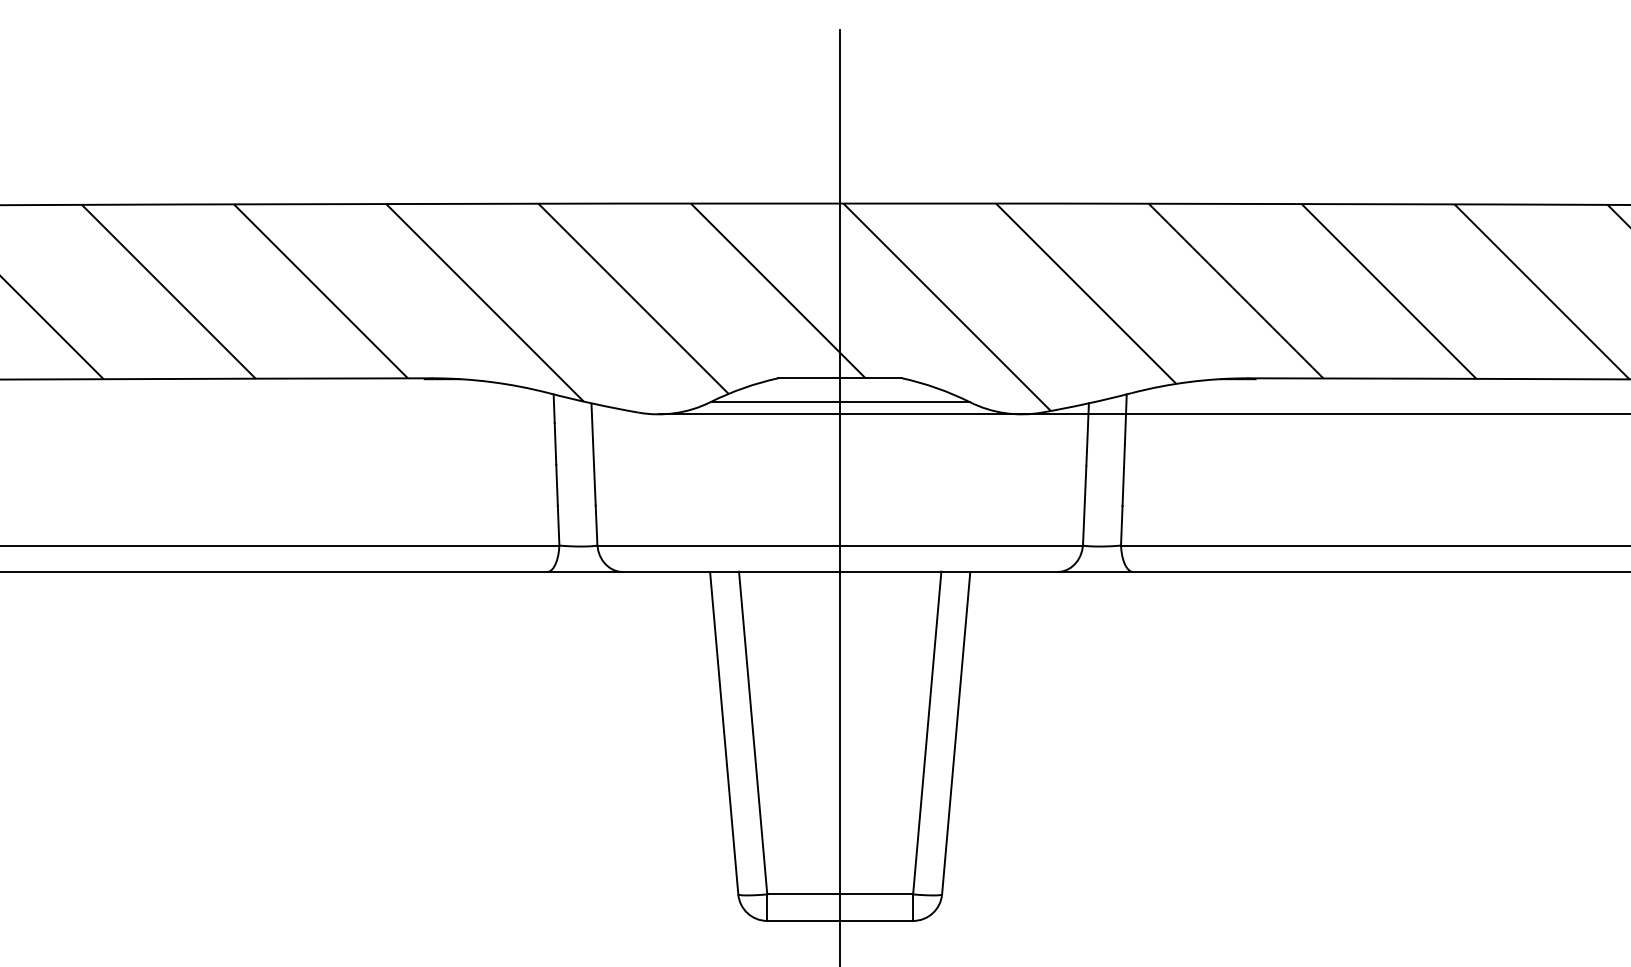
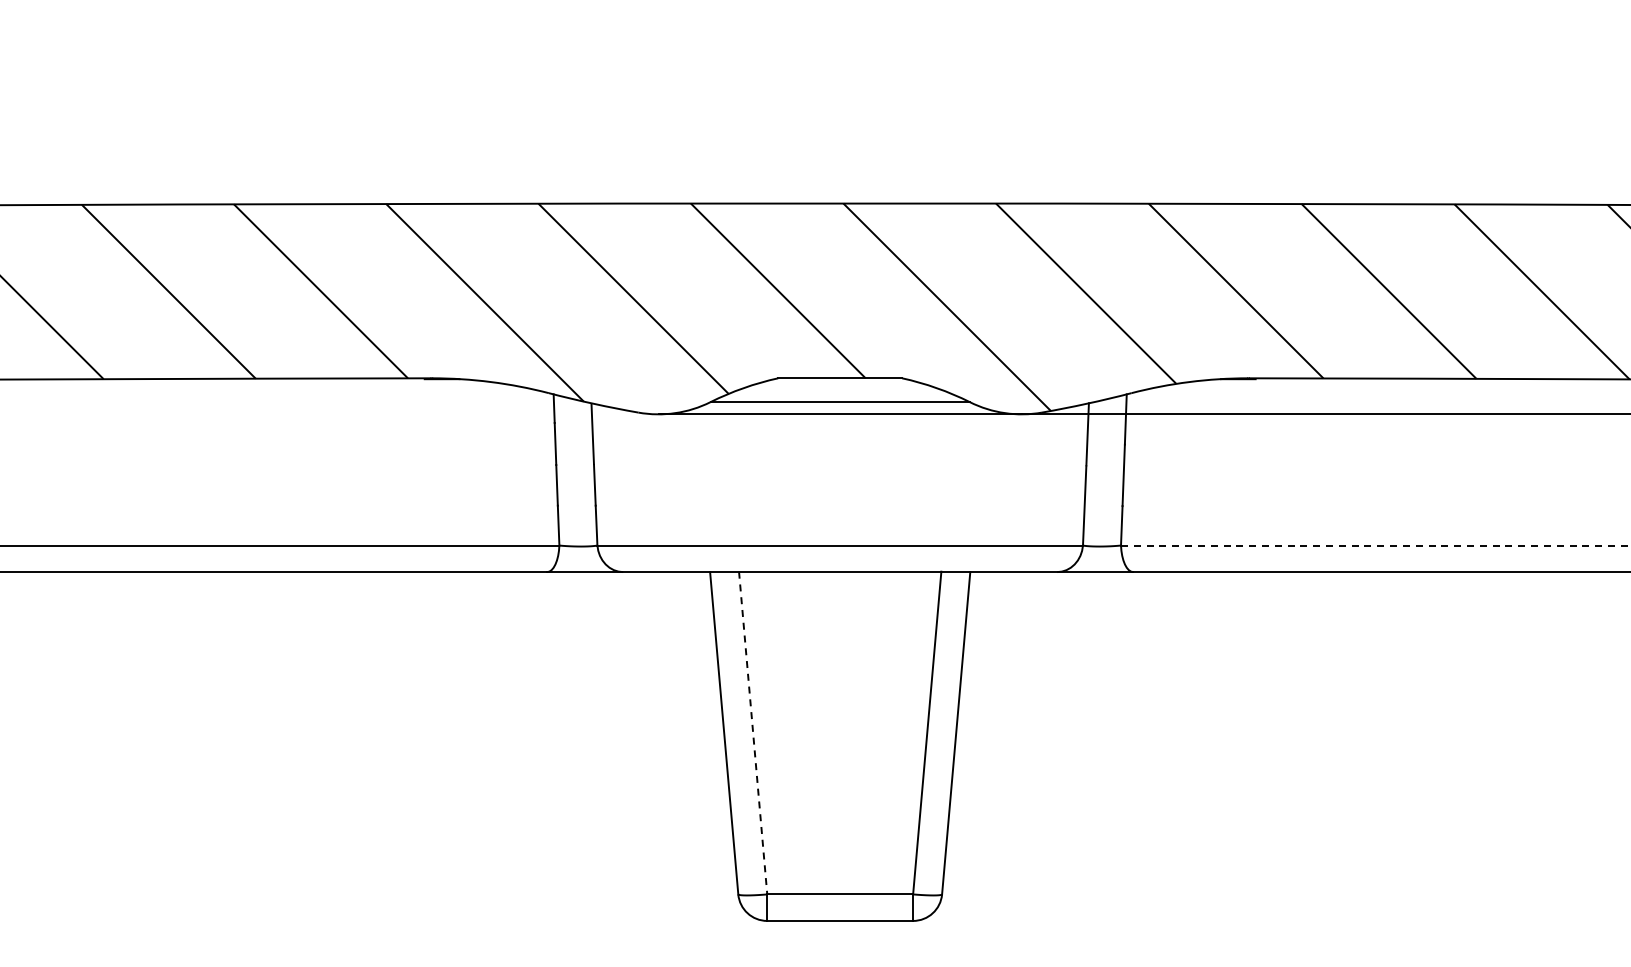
line: present -> none (840, 495)
line: solid -> dashed (1375, 545)
line: solid -> dashed (753, 733)
